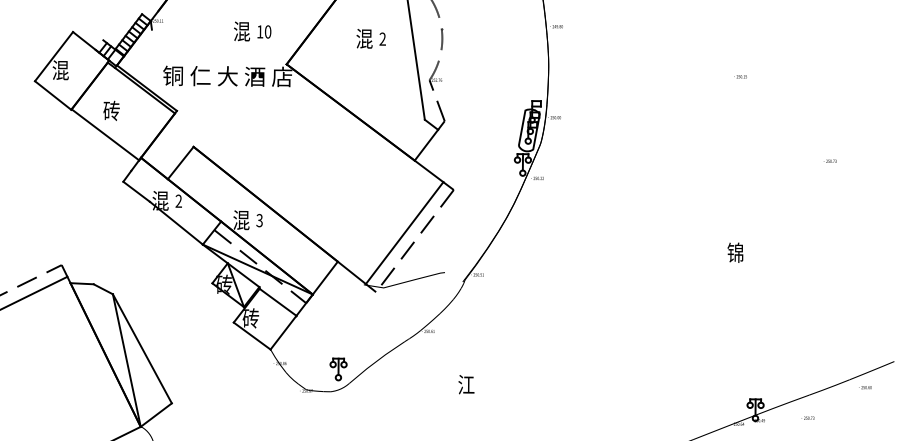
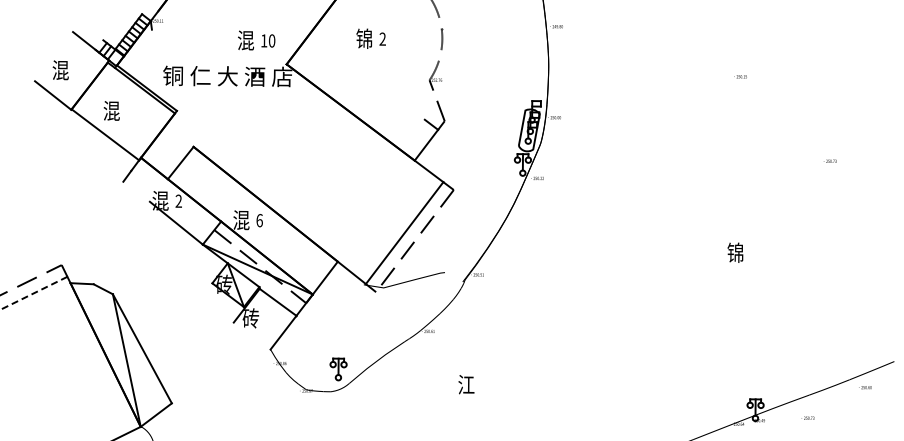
text position: (252, 31) -> (256, 40) (256, 40)
text: 混 -> 锦 (364, 38)
line: present -> none (54, 56)
line: present -> none (415, 60)
text: 砖 -> 混 (111, 110)
line: present -> none (136, 191)
text: 3 -> 6 (259, 220)
line: solid -> dashed (33, 293)
line: present -> none (251, 335)
